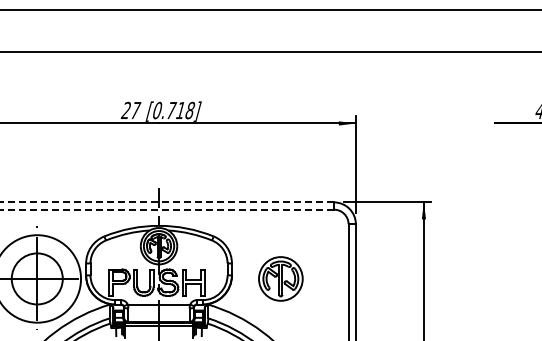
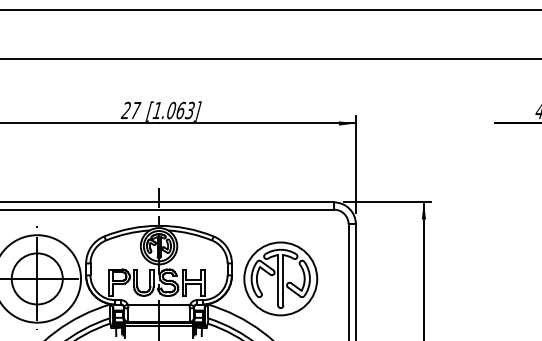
line position: (270, 52) -> (270, 59) (270, 59)
text: [0.718] -> [1.063] (173, 110)
line: dashed -> solid (167, 202)
line: dashed -> solid (167, 209)
part size: 46x46 px -> 76x76 px (280, 278)
